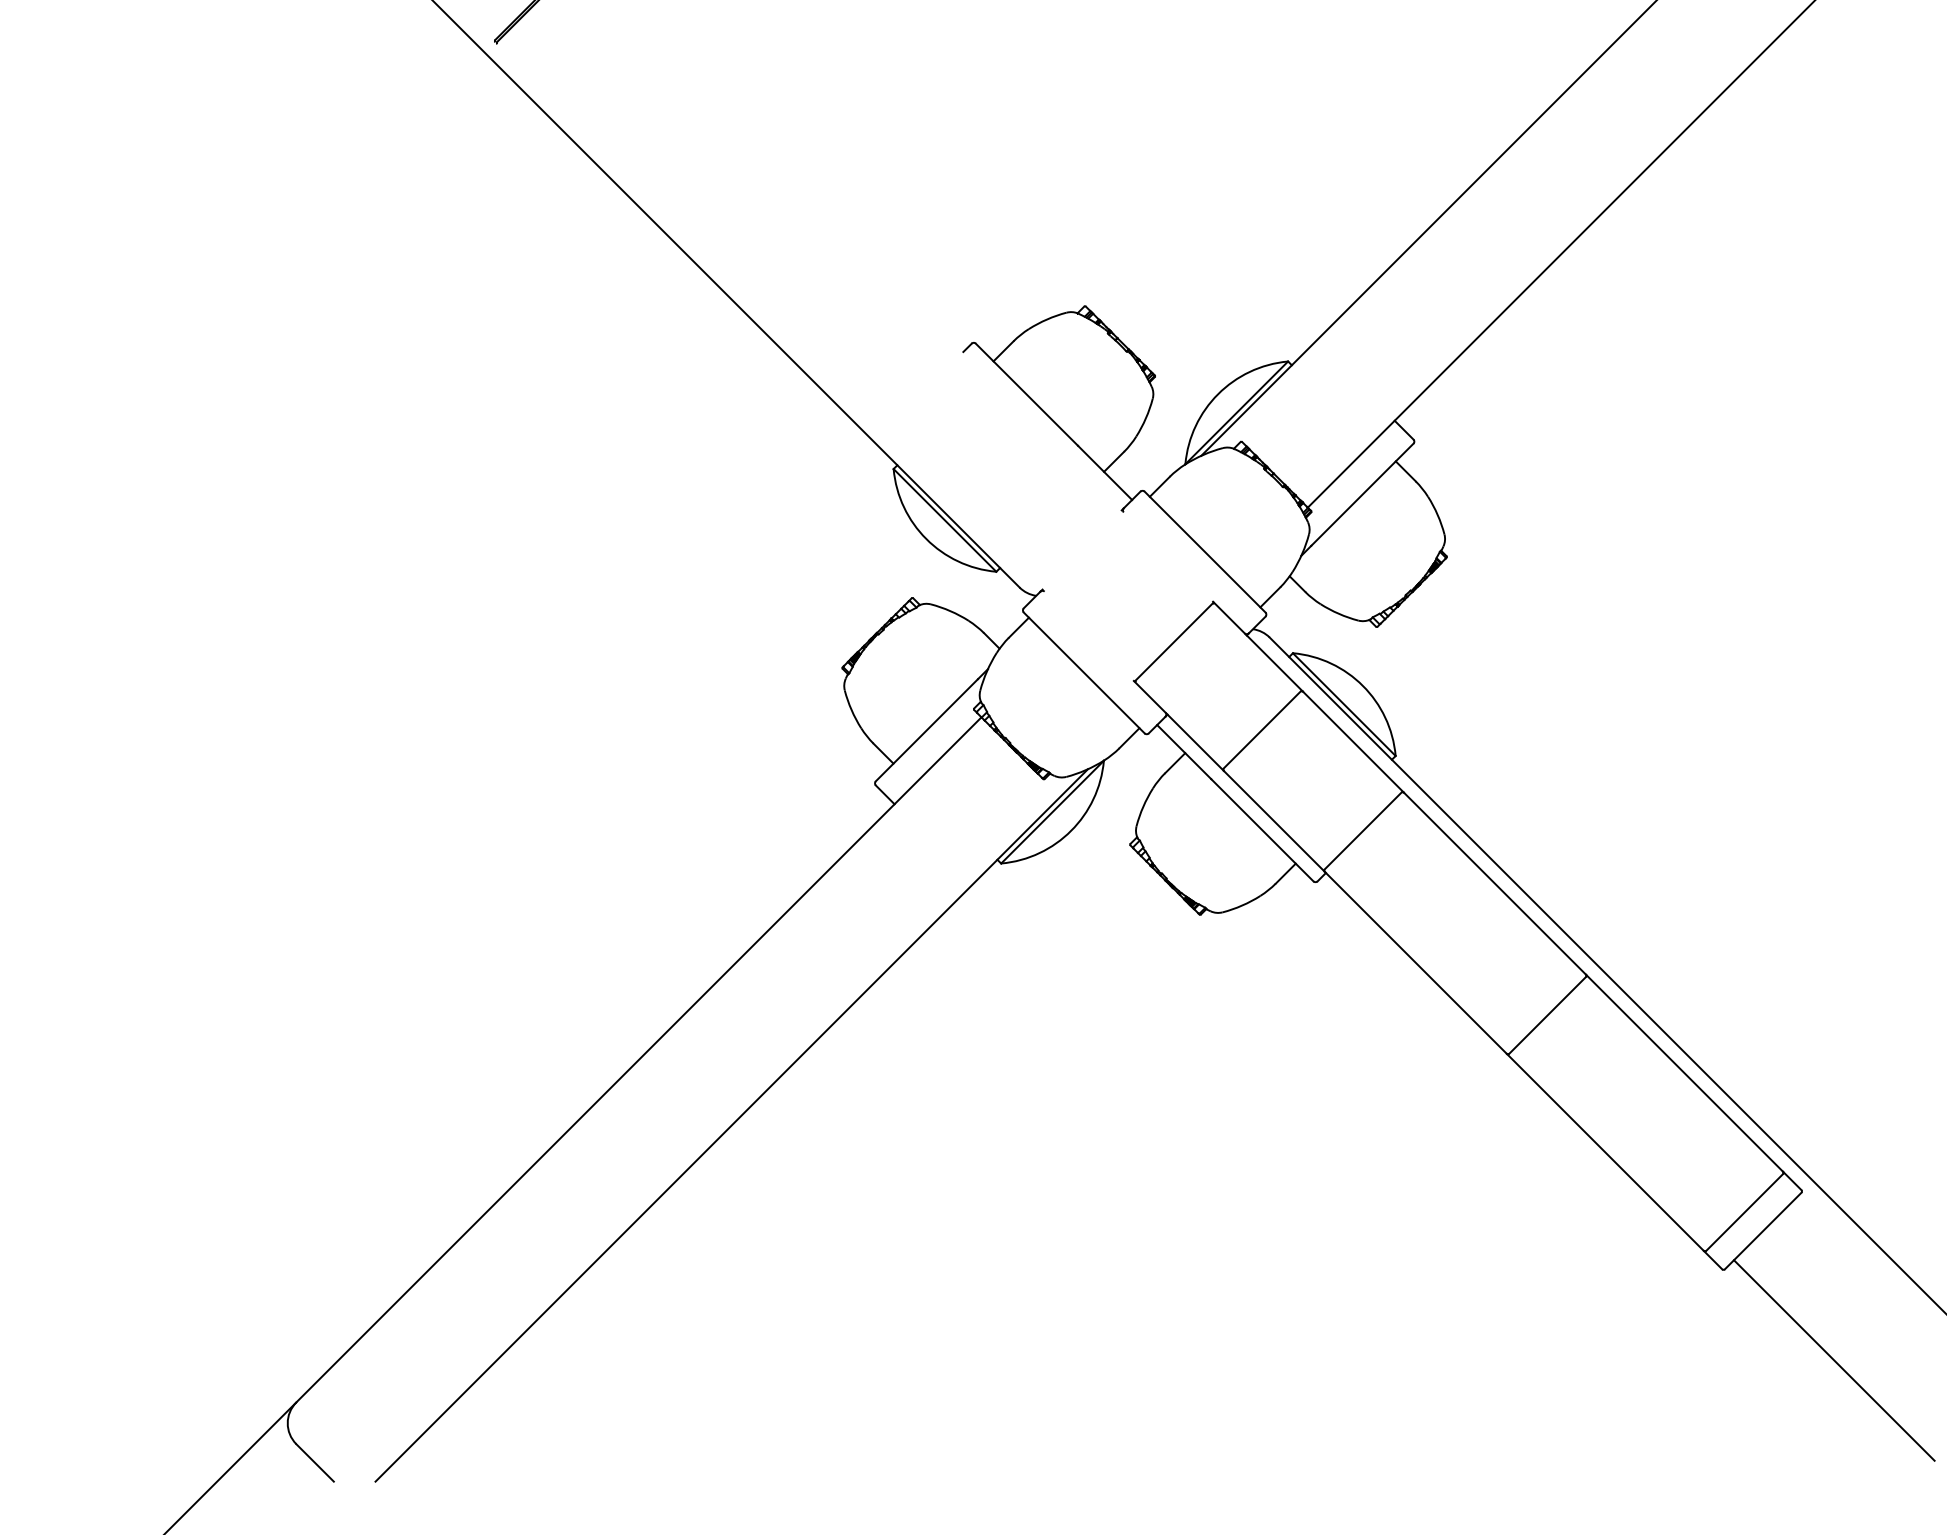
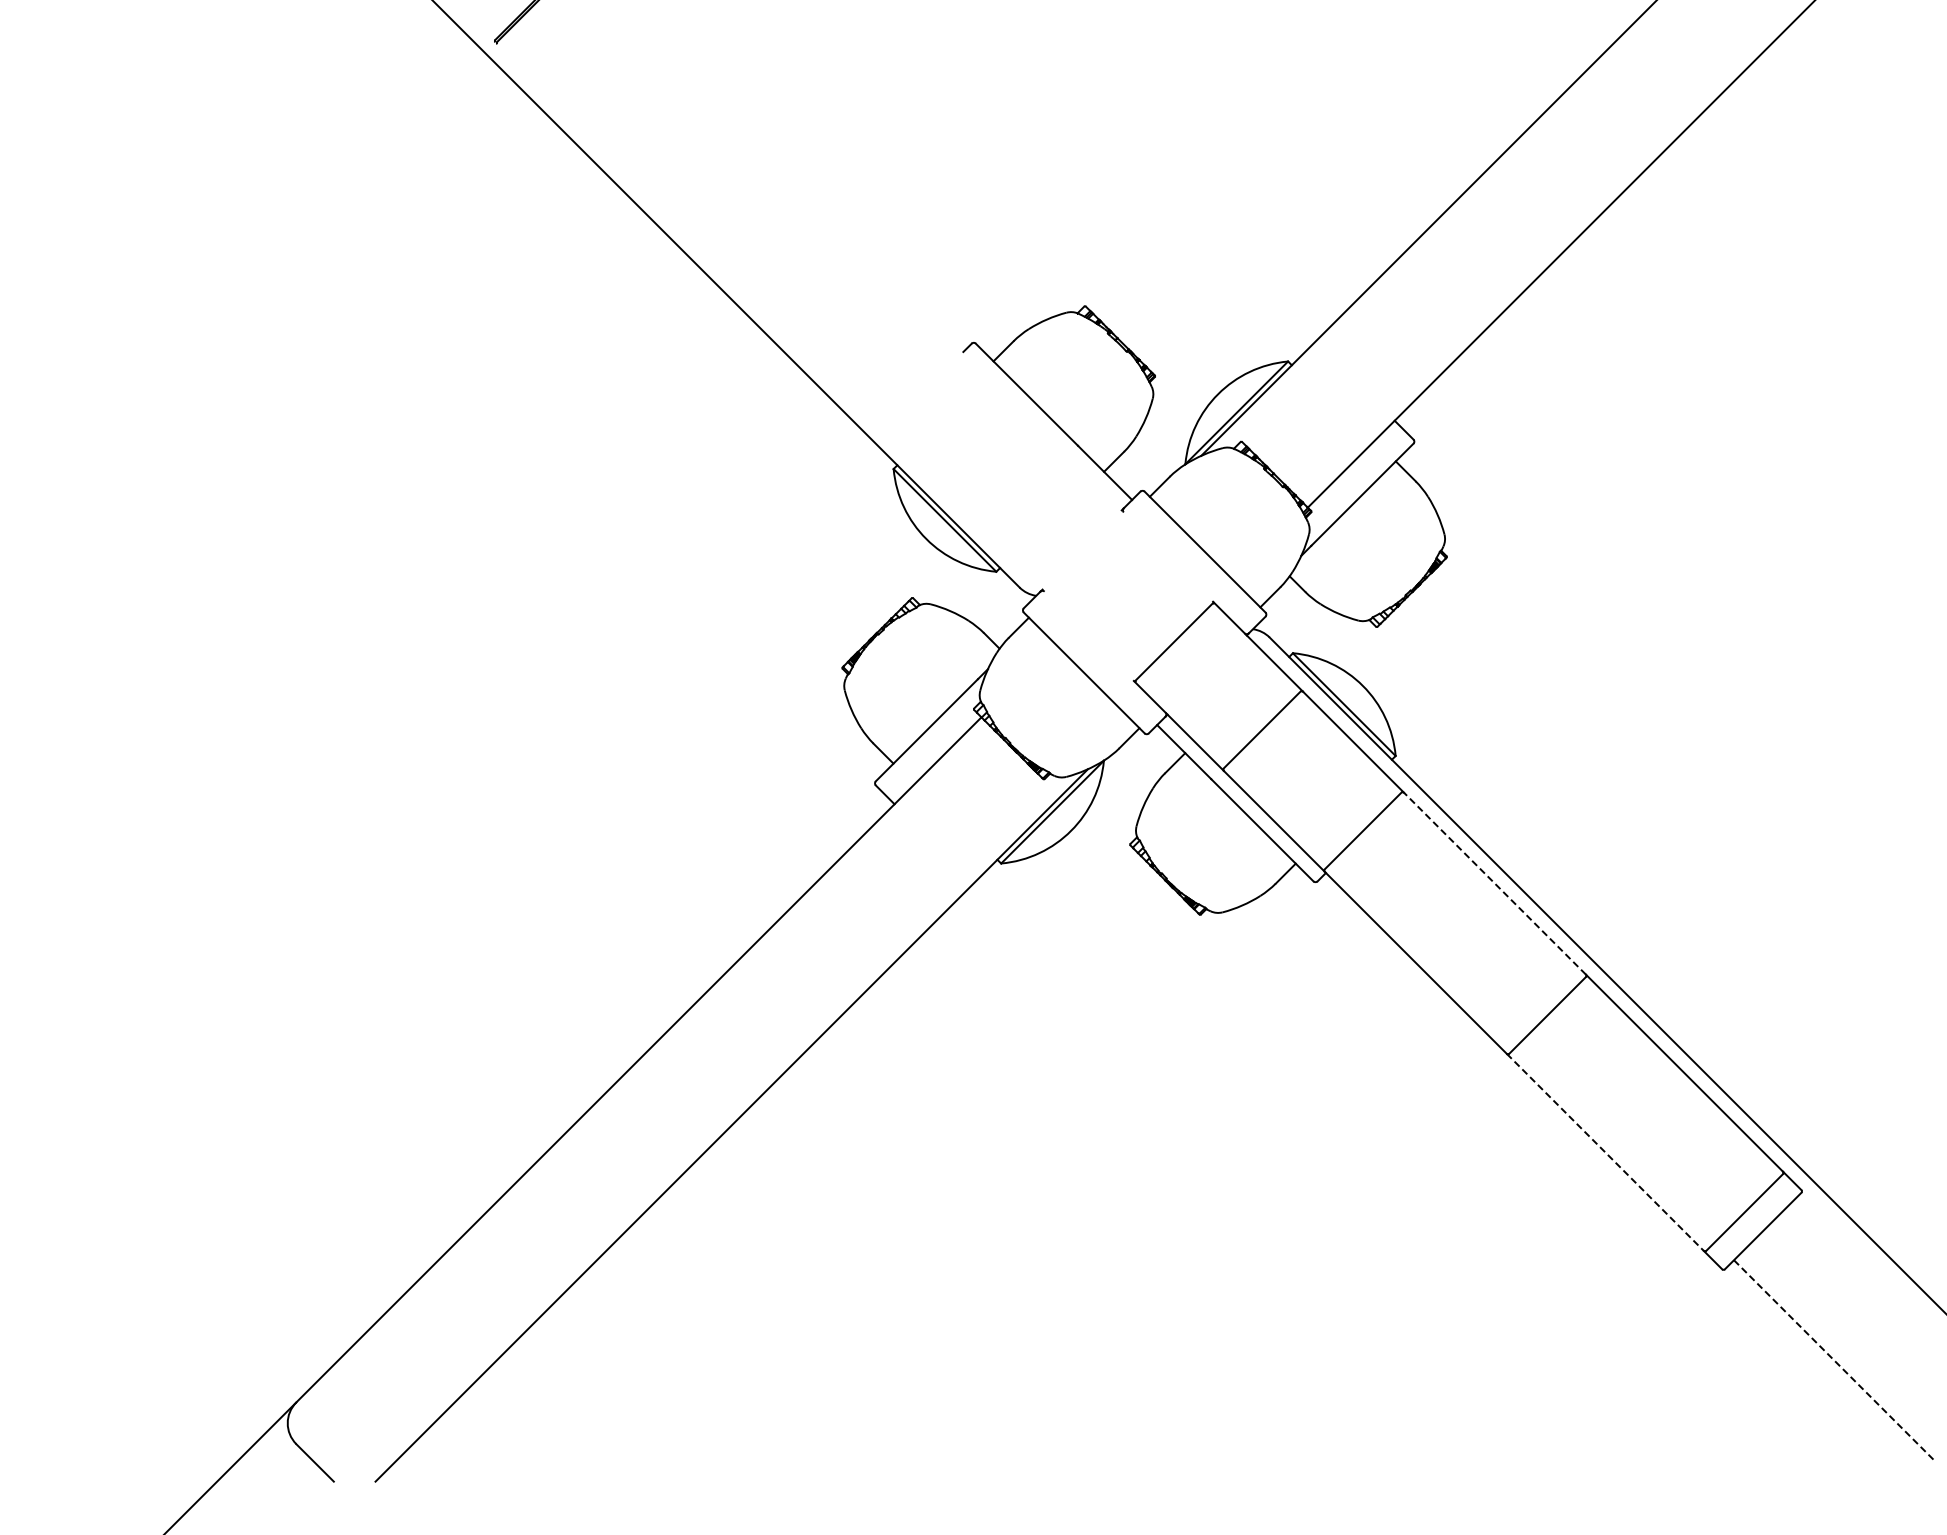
line: solid -> dashed (1494, 883)
line: solid -> dashed (1605, 1152)
line: solid -> dashed (1834, 1360)
